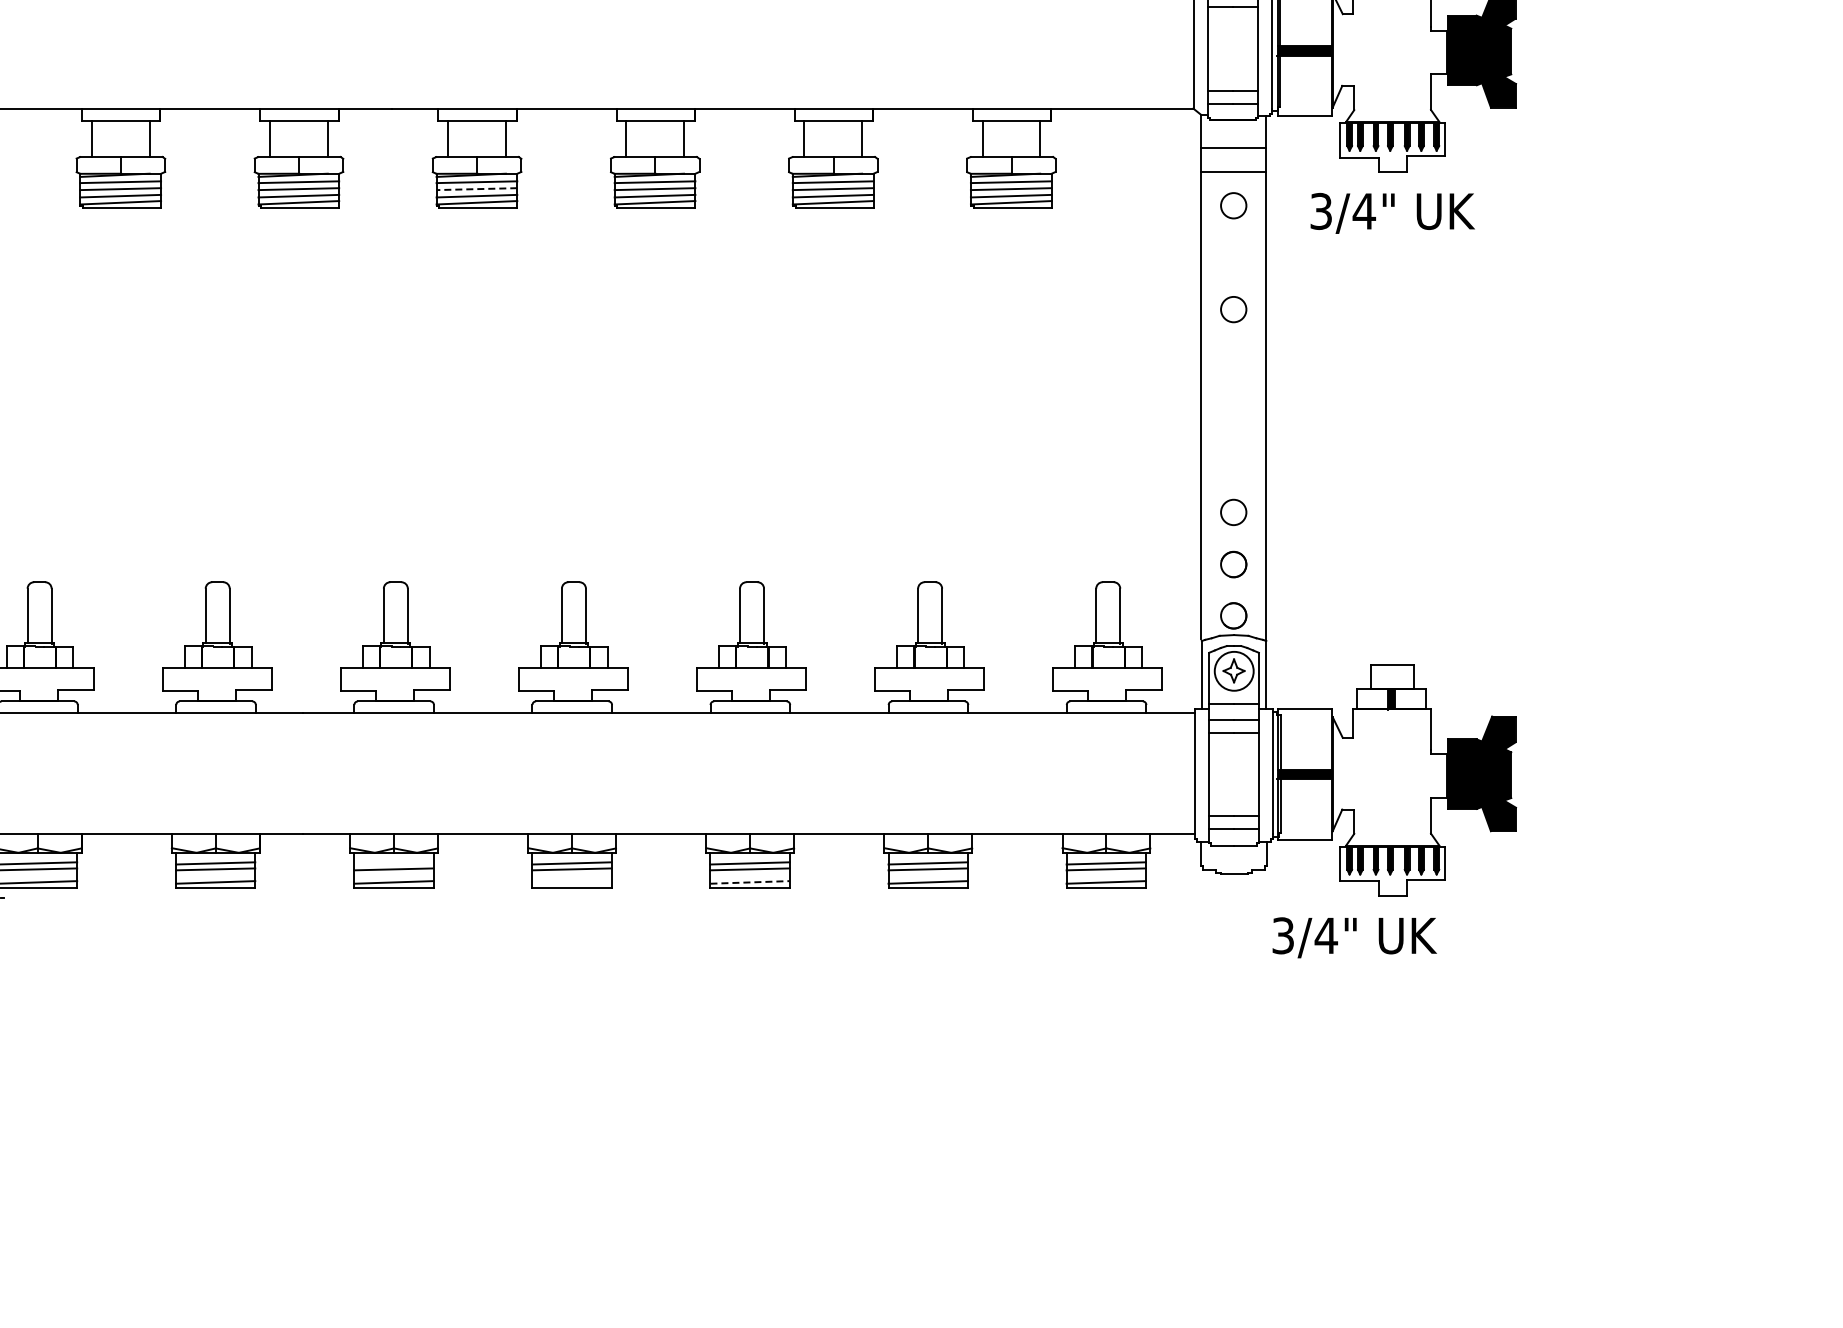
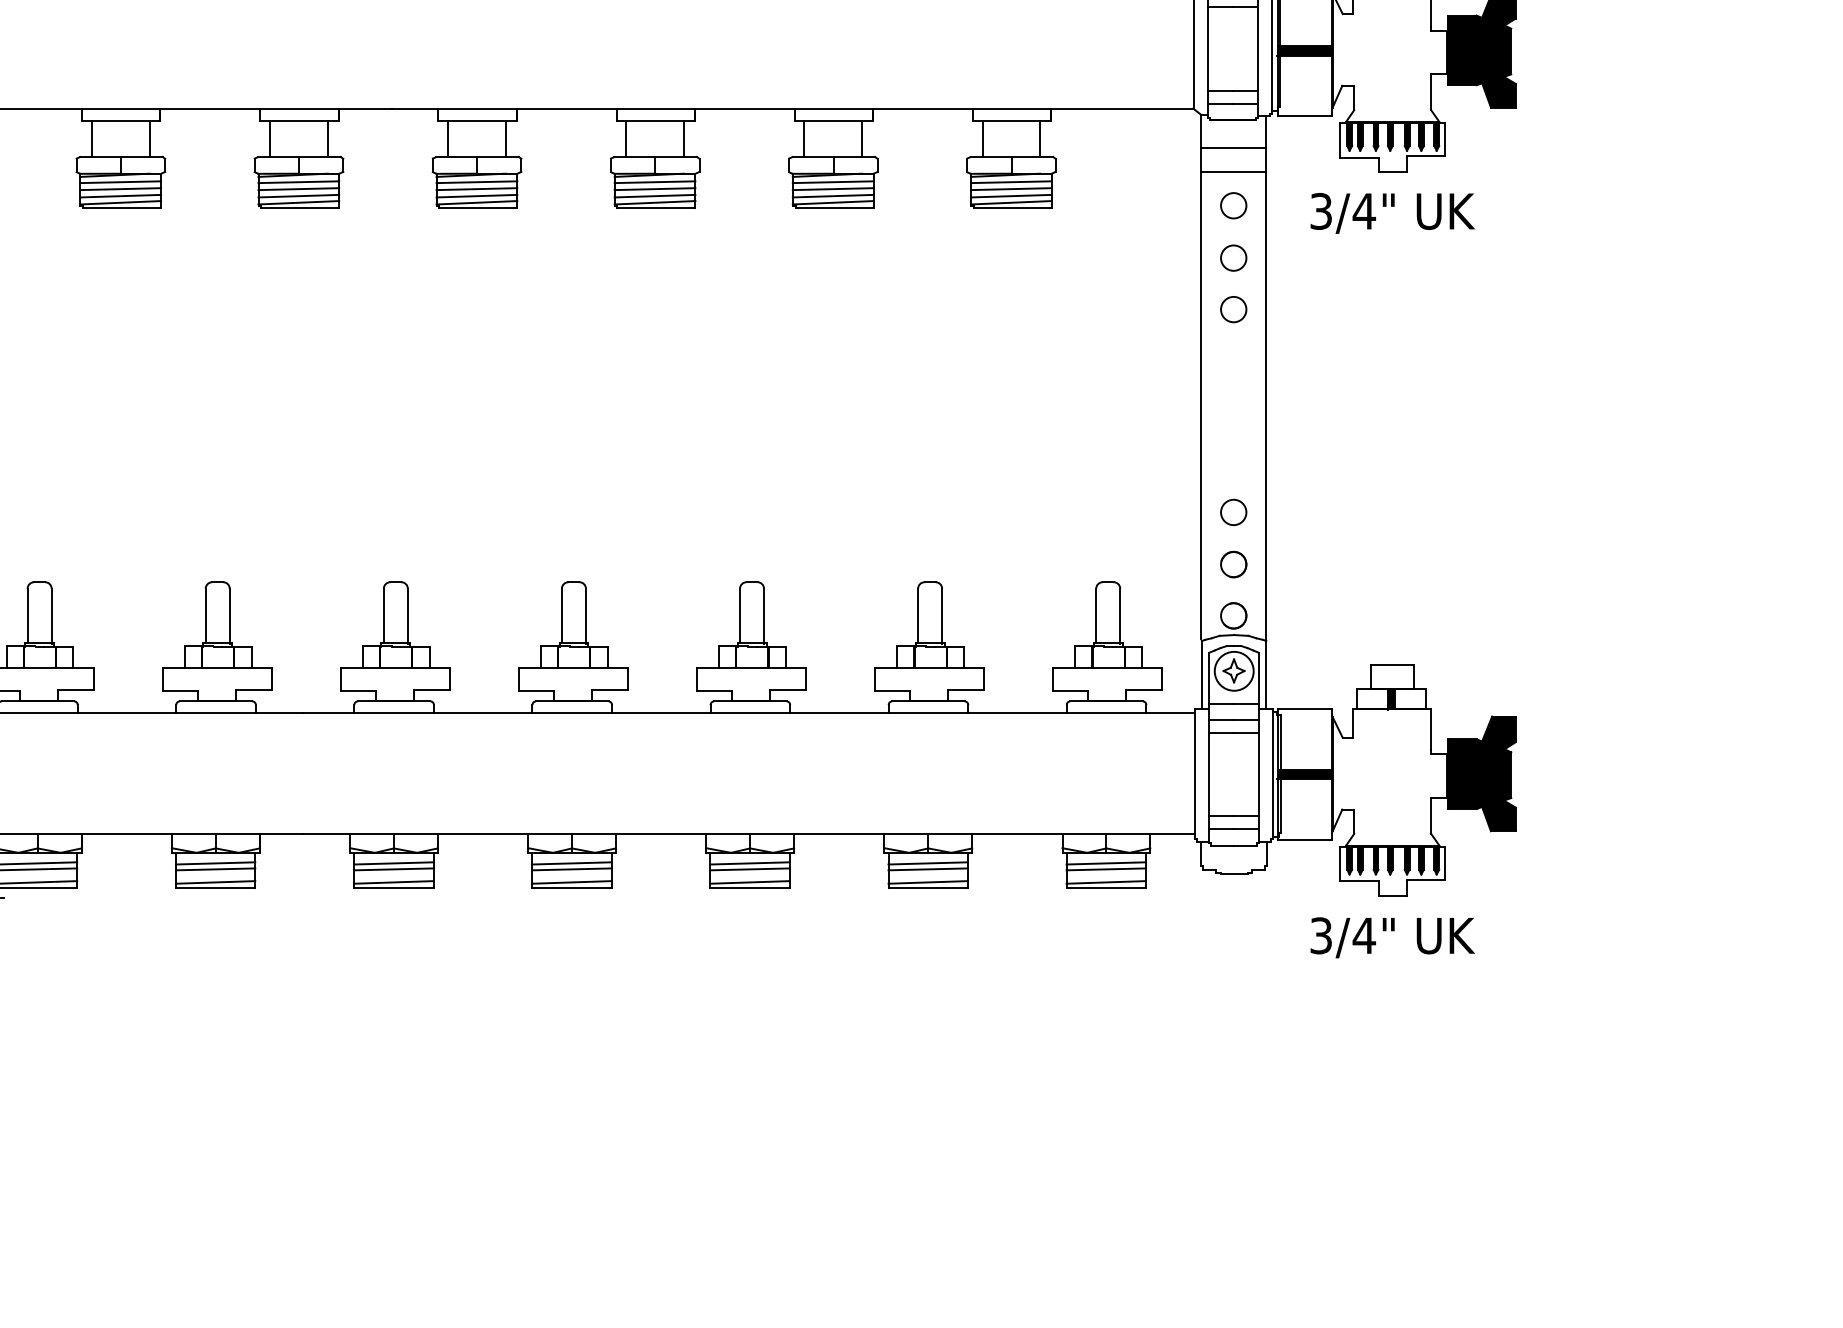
line: dashed -> solid (476, 189)
circle: none -> present (1233, 257)
line: none -> present (393, 863)
line: none -> present (571, 882)
line: dashed -> solid (750, 882)
text position: (1354, 937) -> (1392, 937) (1392, 937)
